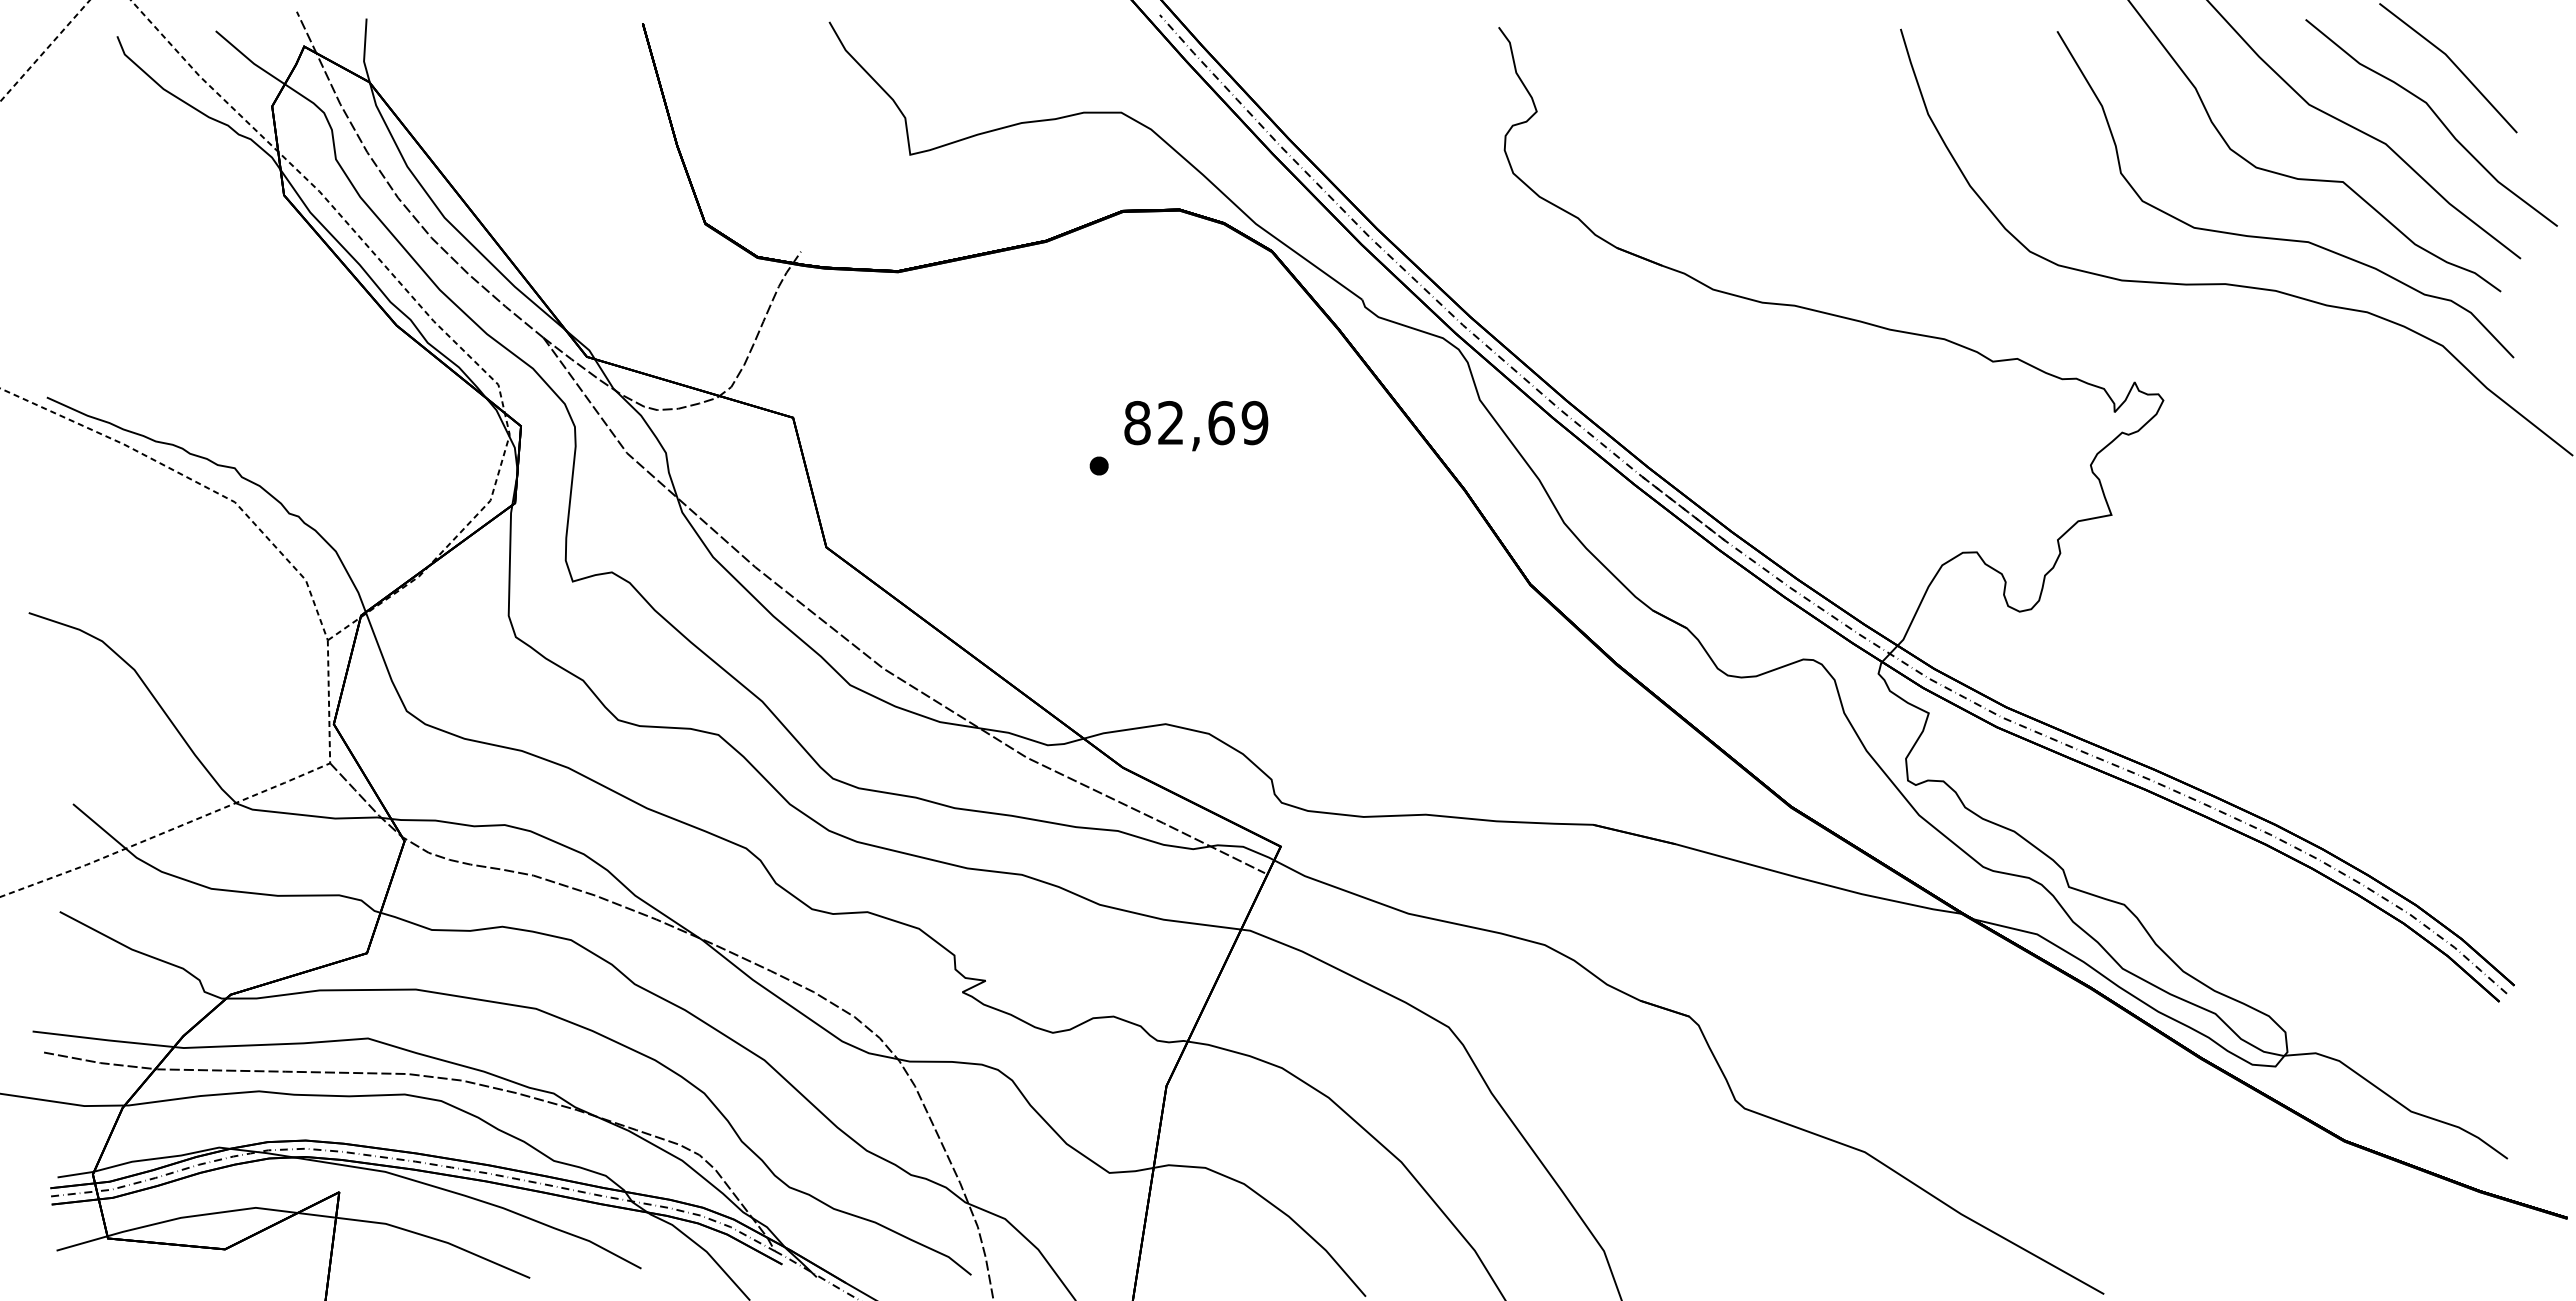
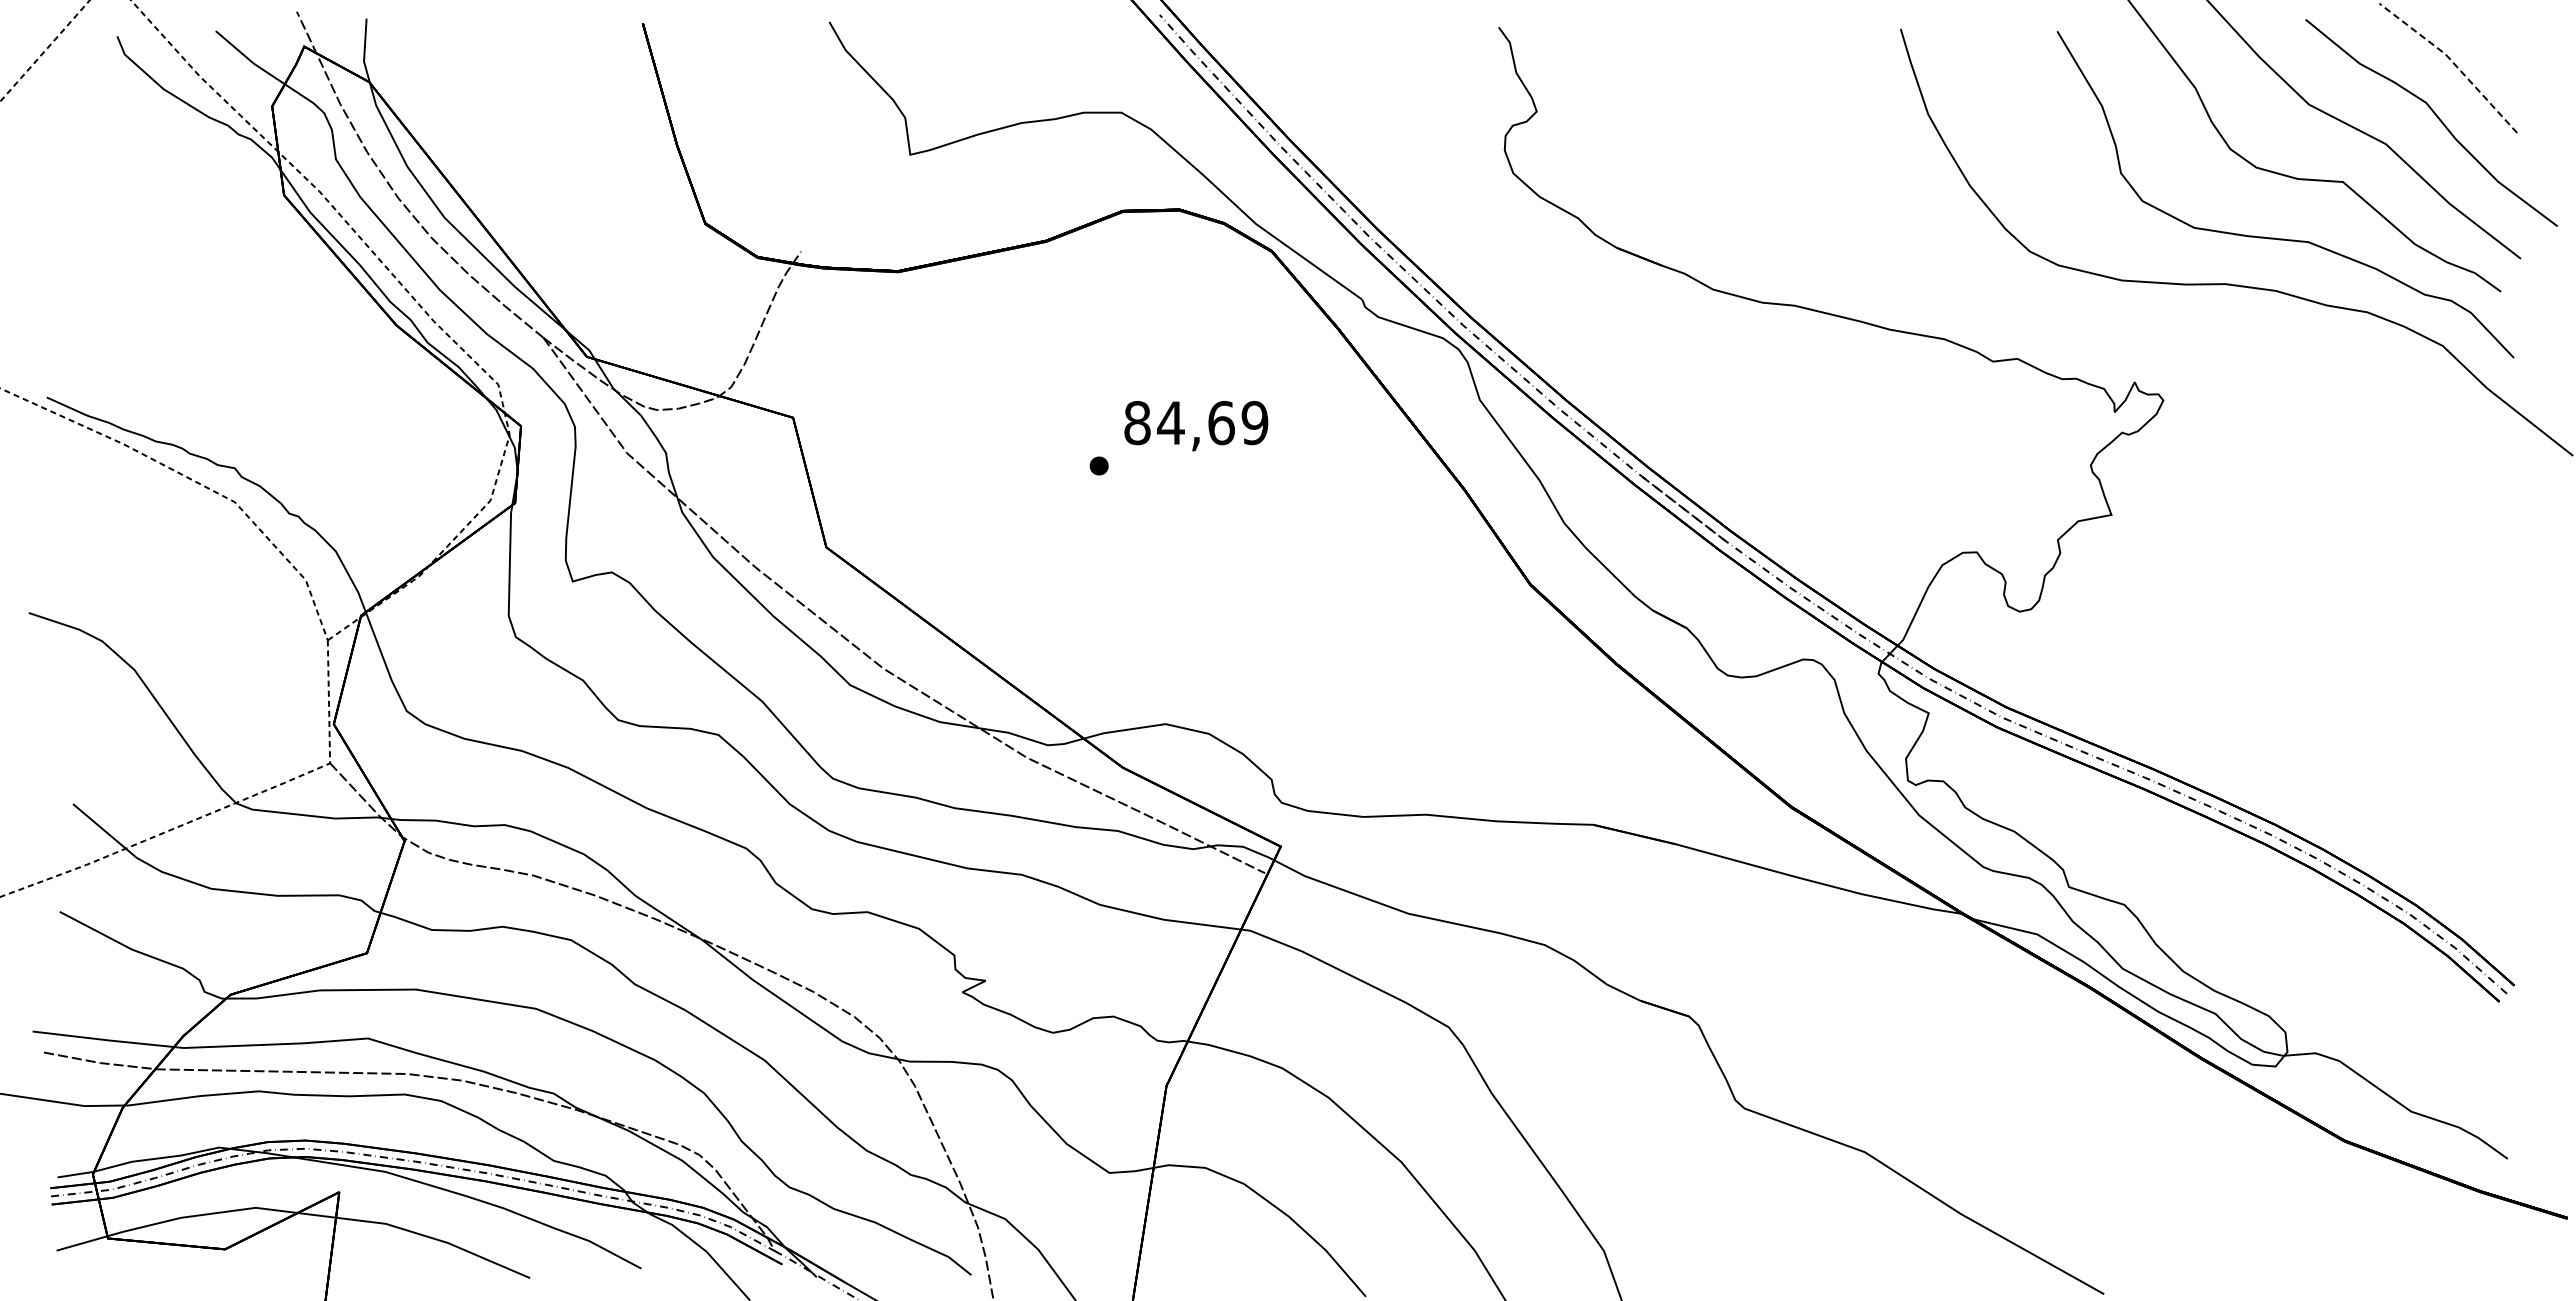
line: solid -> dashed (2452, 62)
text: 82,69 -> 84,69 (1170, 422)
